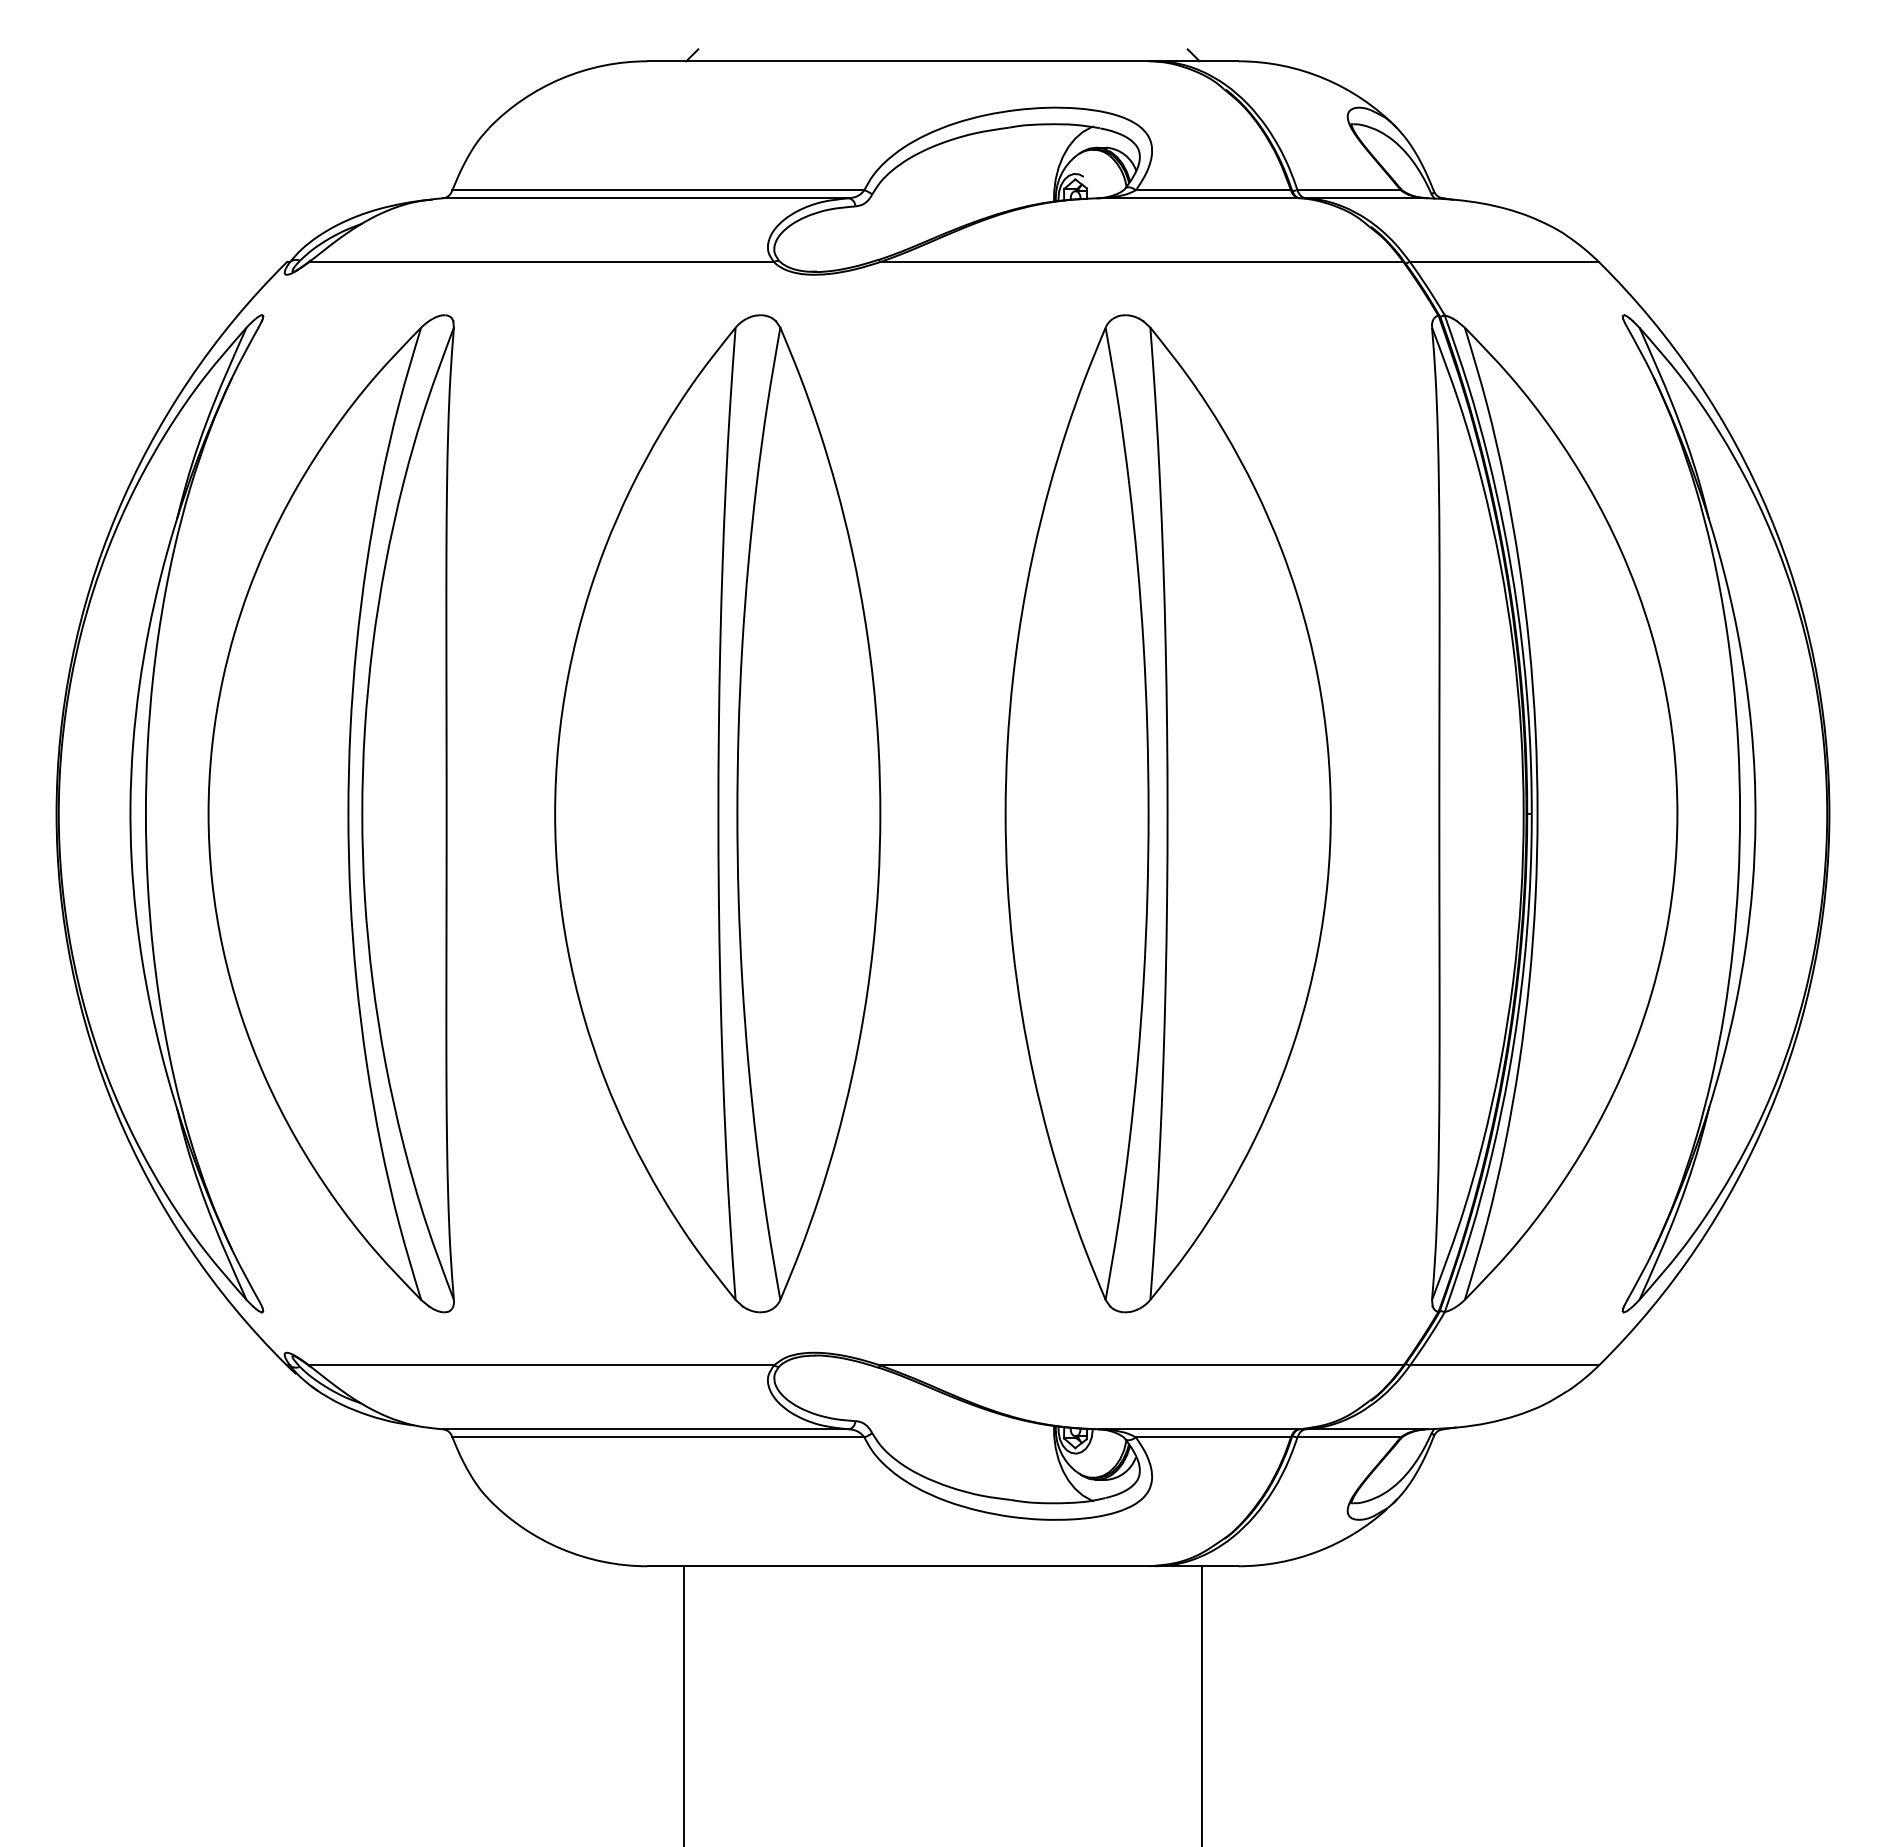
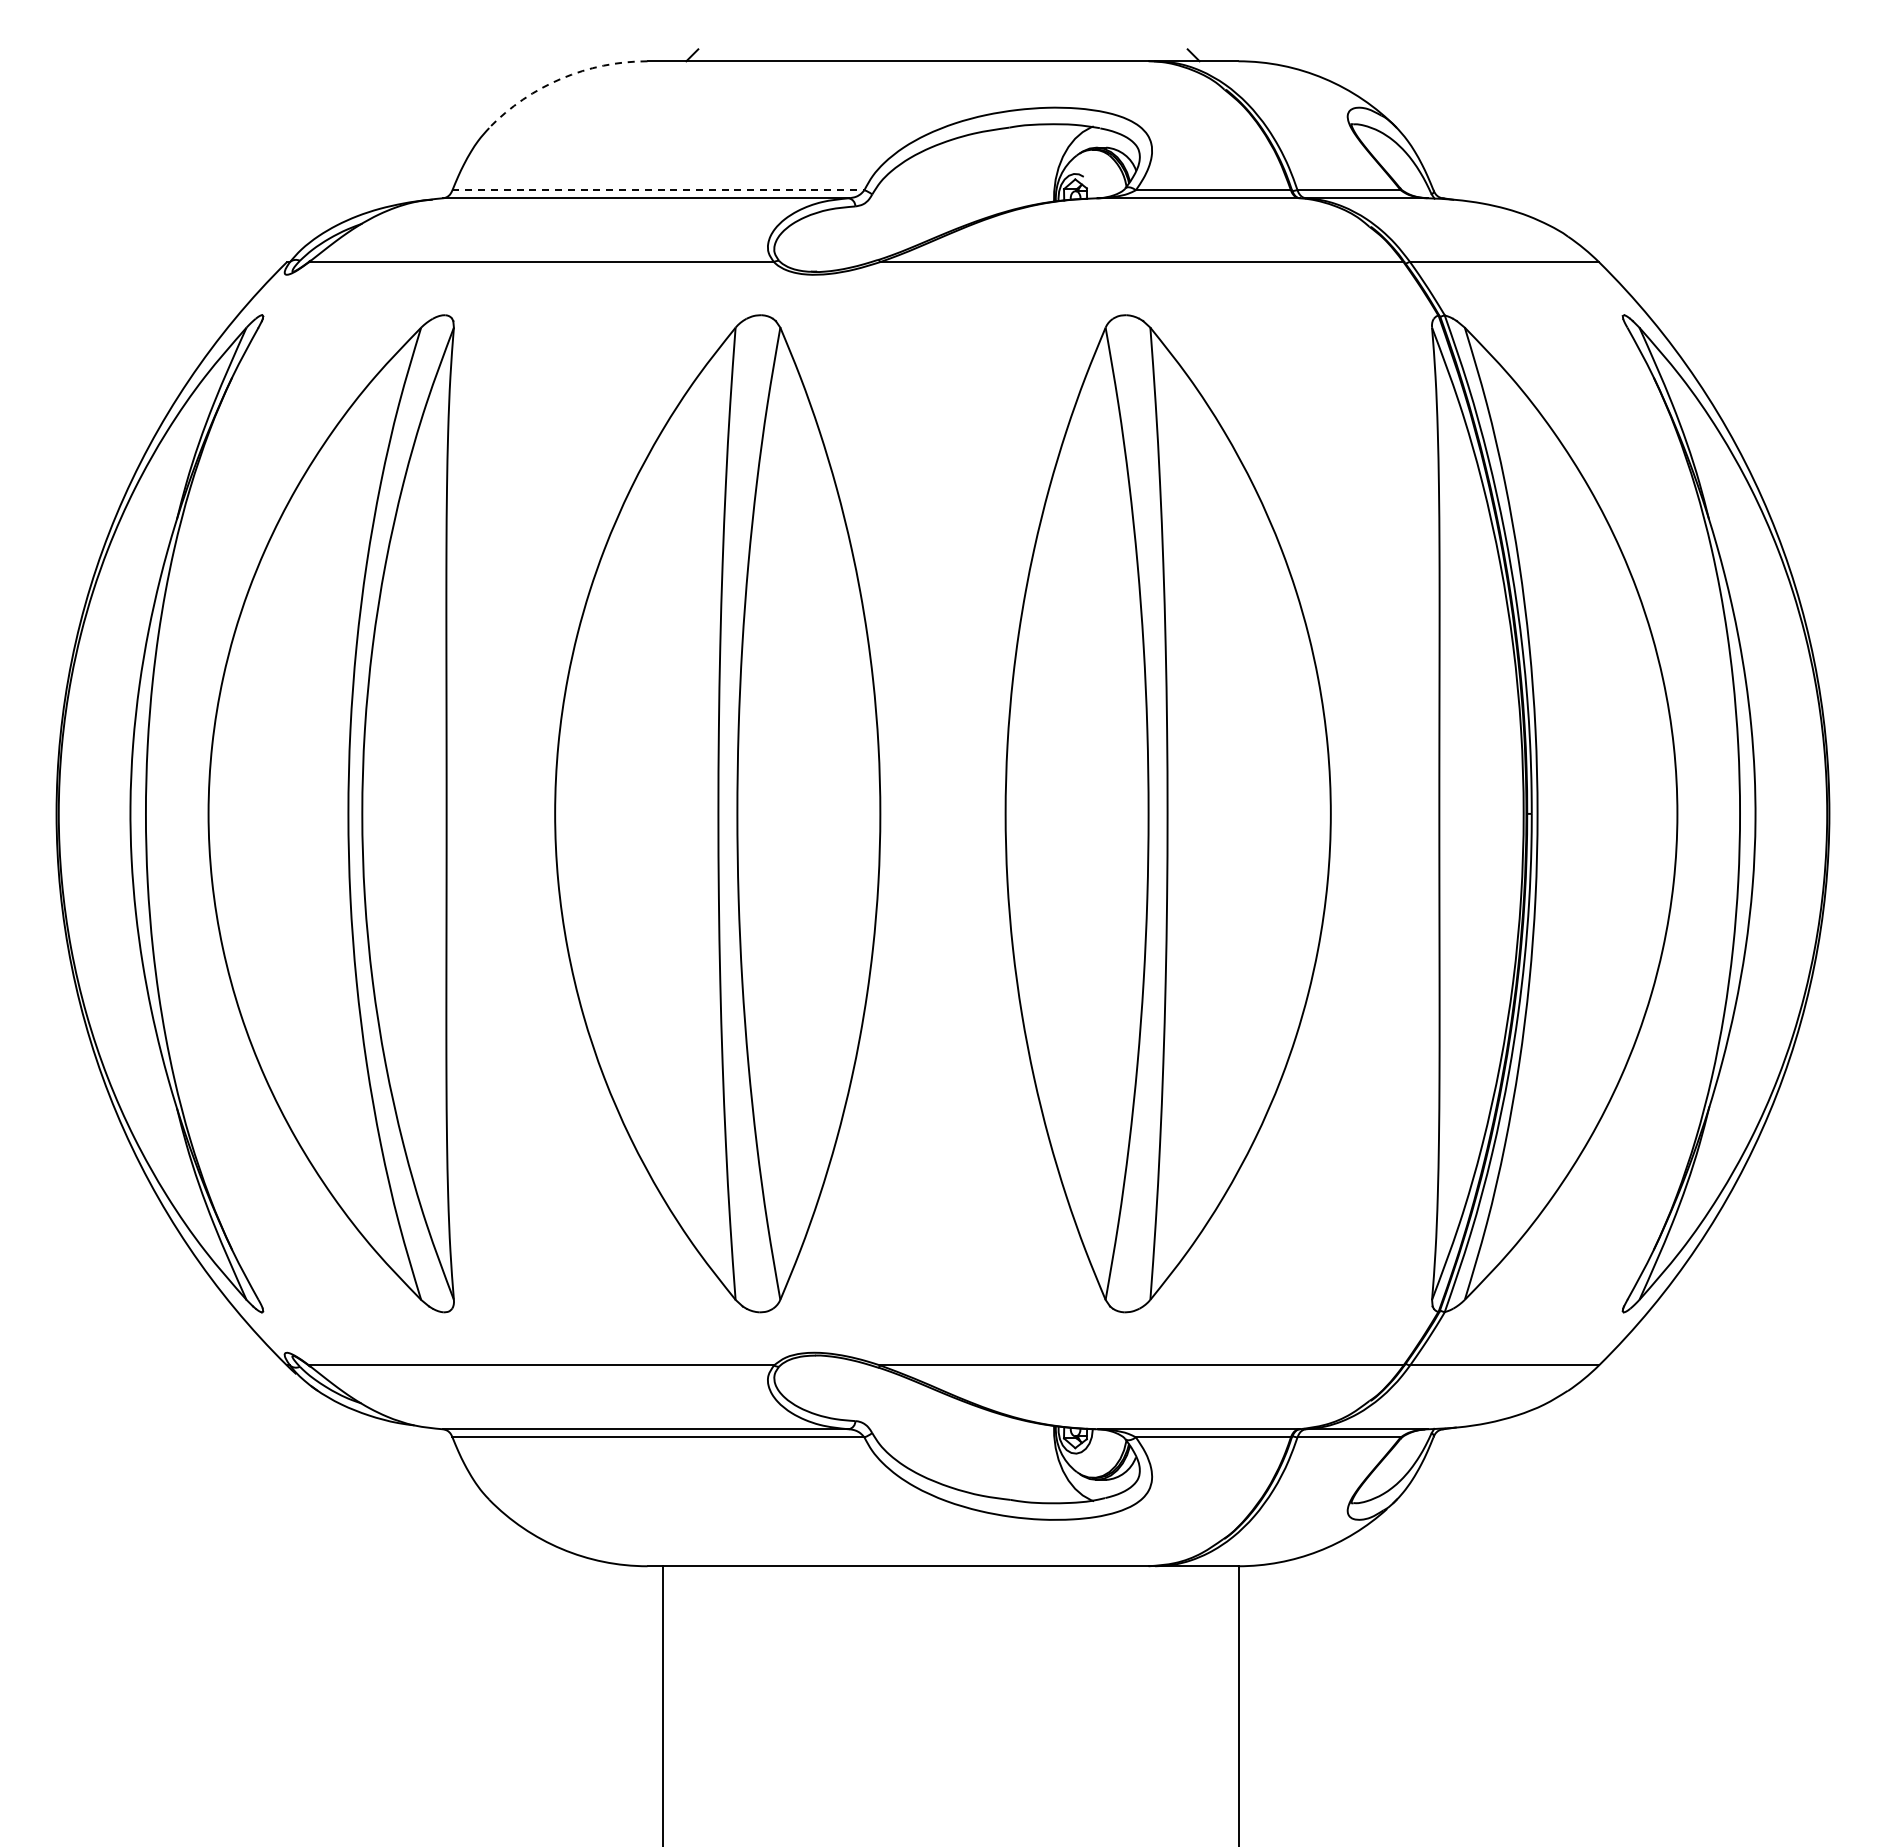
arc: solid -> dashed (561, 78)
line: solid -> dashed (658, 190)
line position: (684, 1704) -> (663, 1704) (663, 1704)
line position: (1201, 1704) -> (1238, 1704) (1238, 1704)
